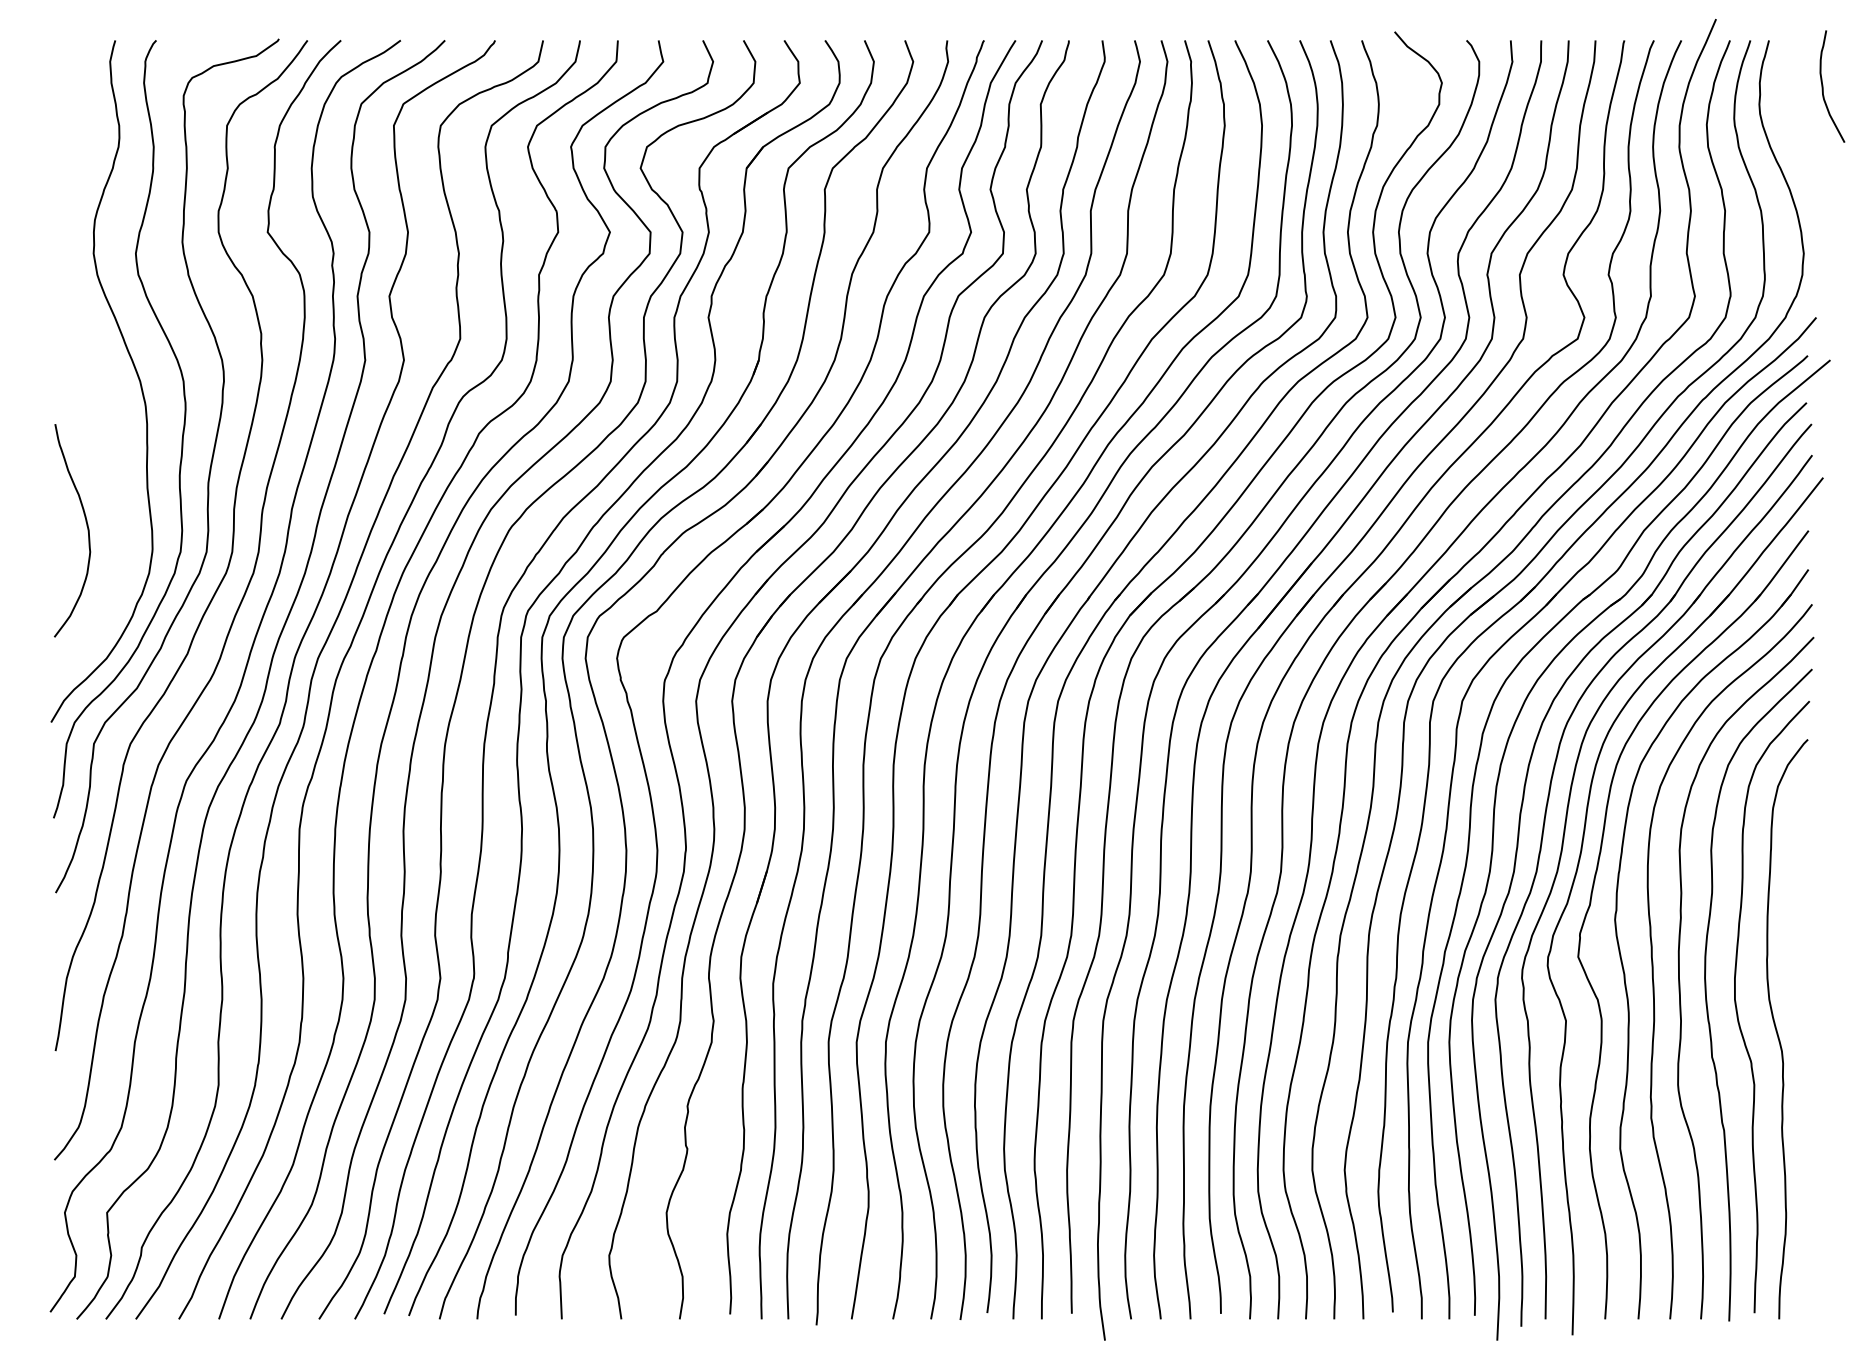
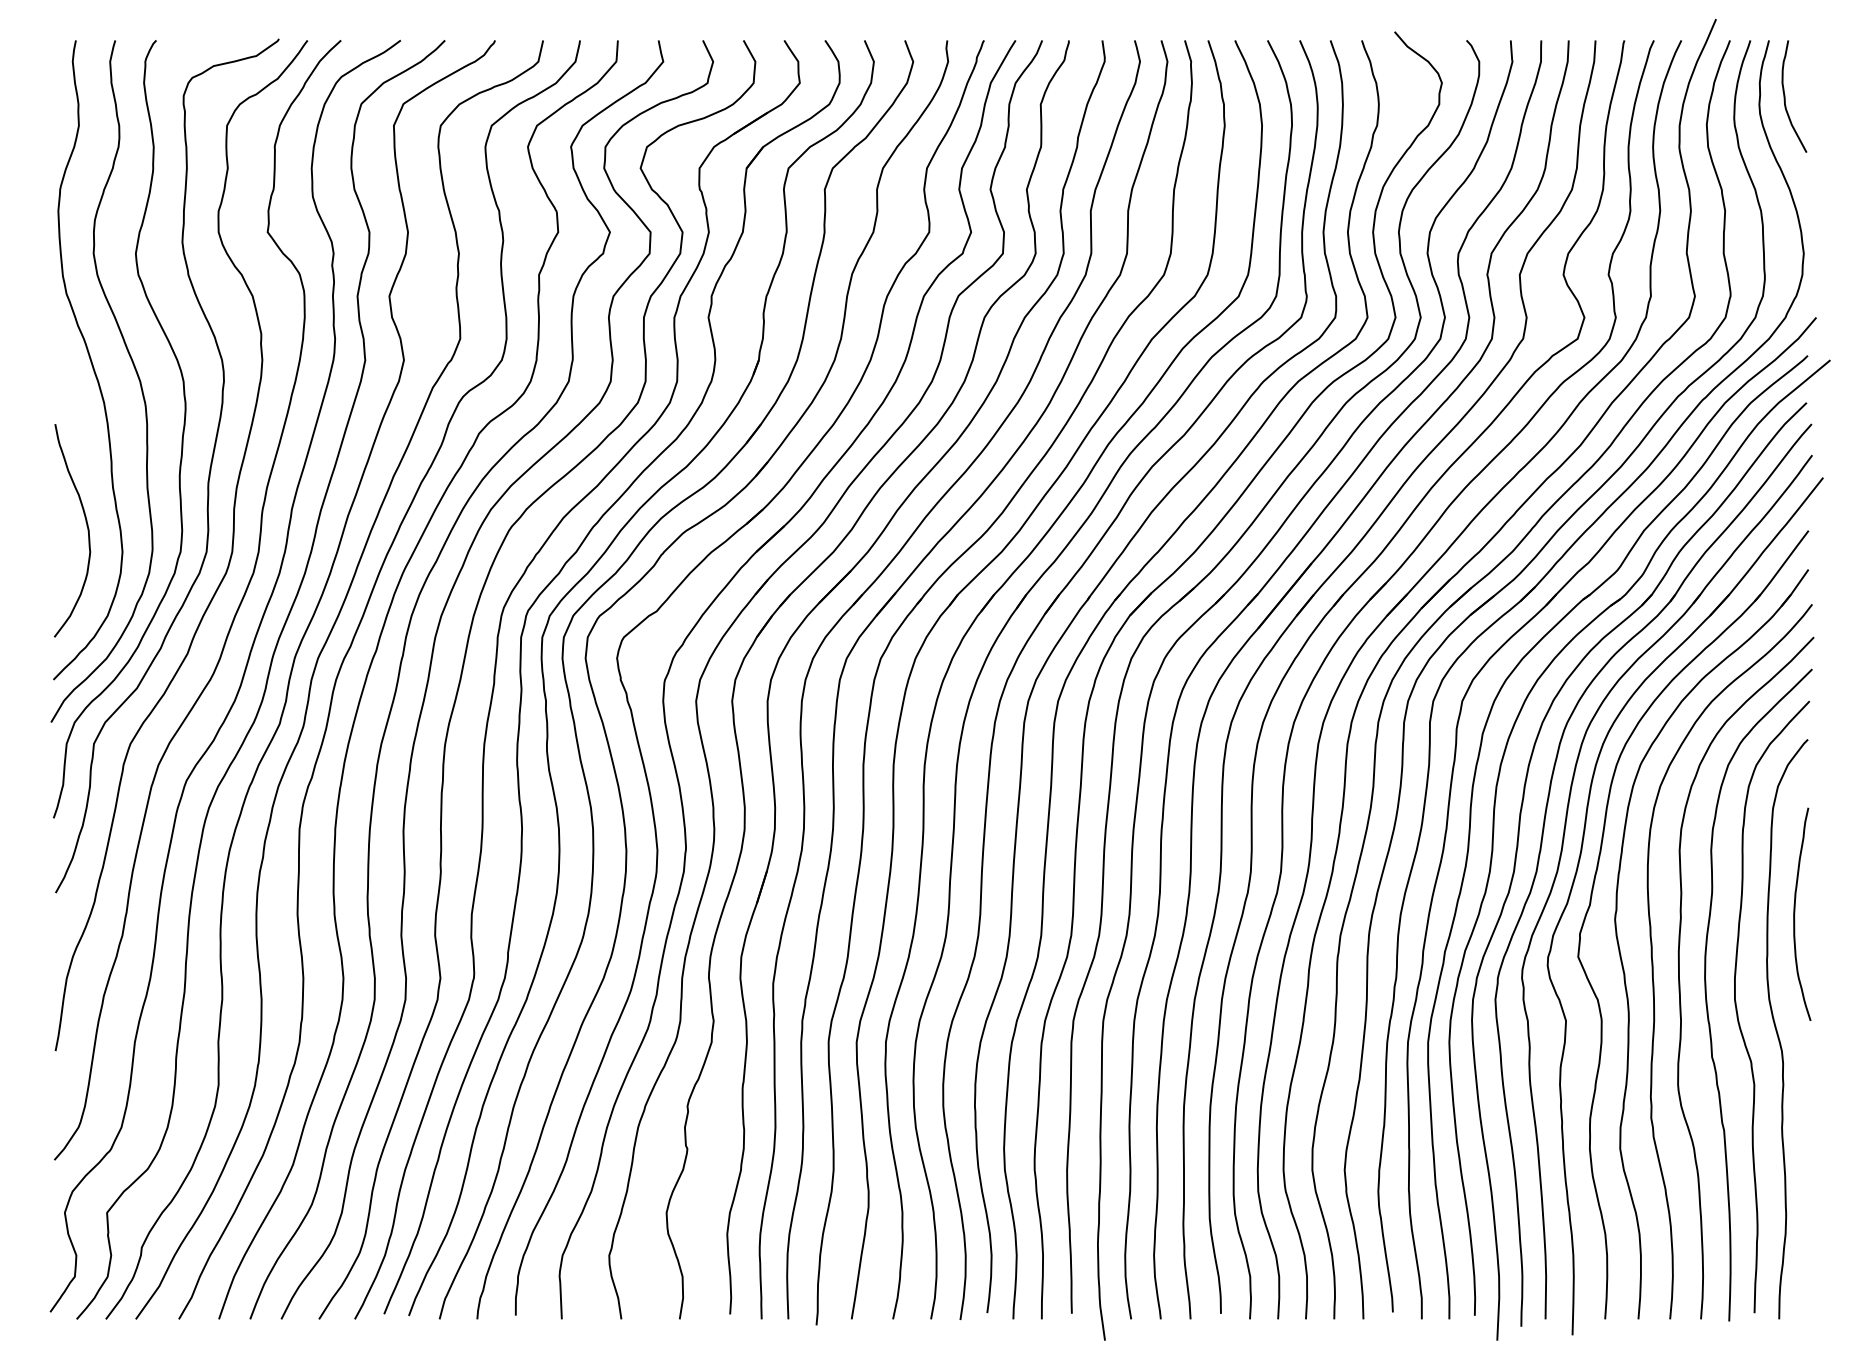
curve position: (1823, 86) -> (1785, 96) (1785, 96)
curve: none -> present (89, 359)
curve: none -> present (1795, 913)
